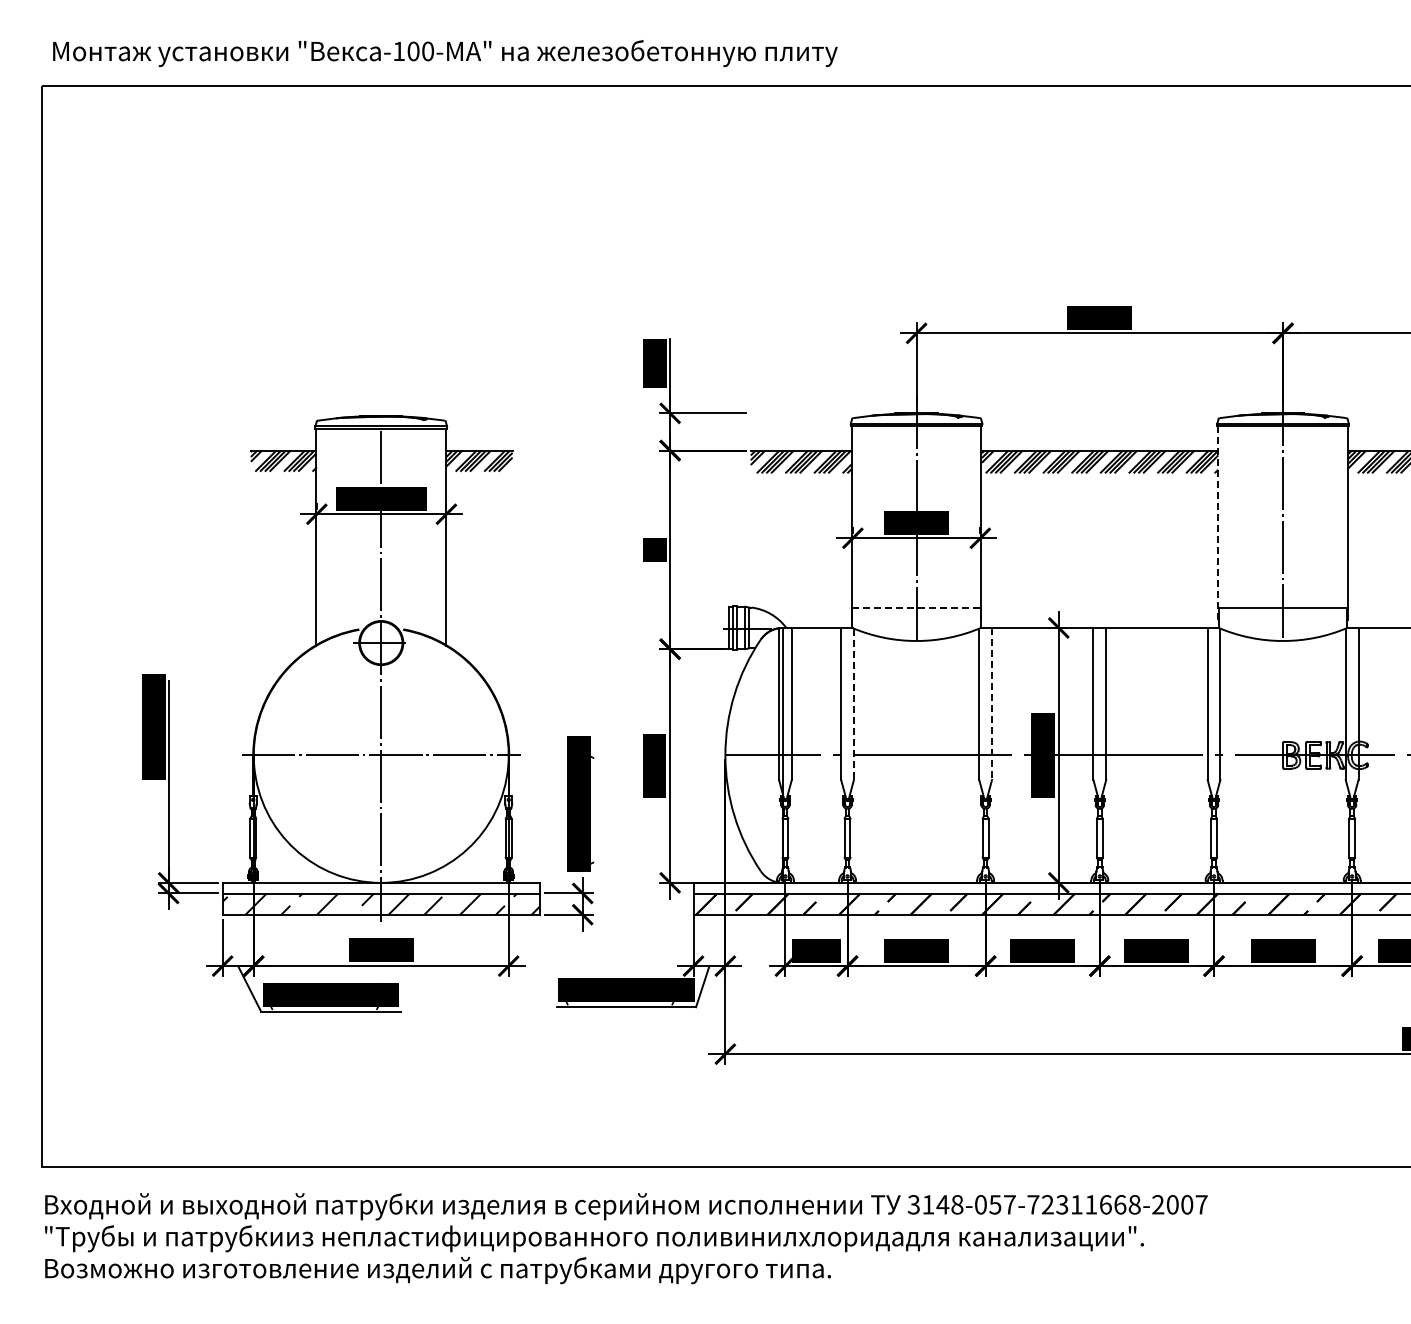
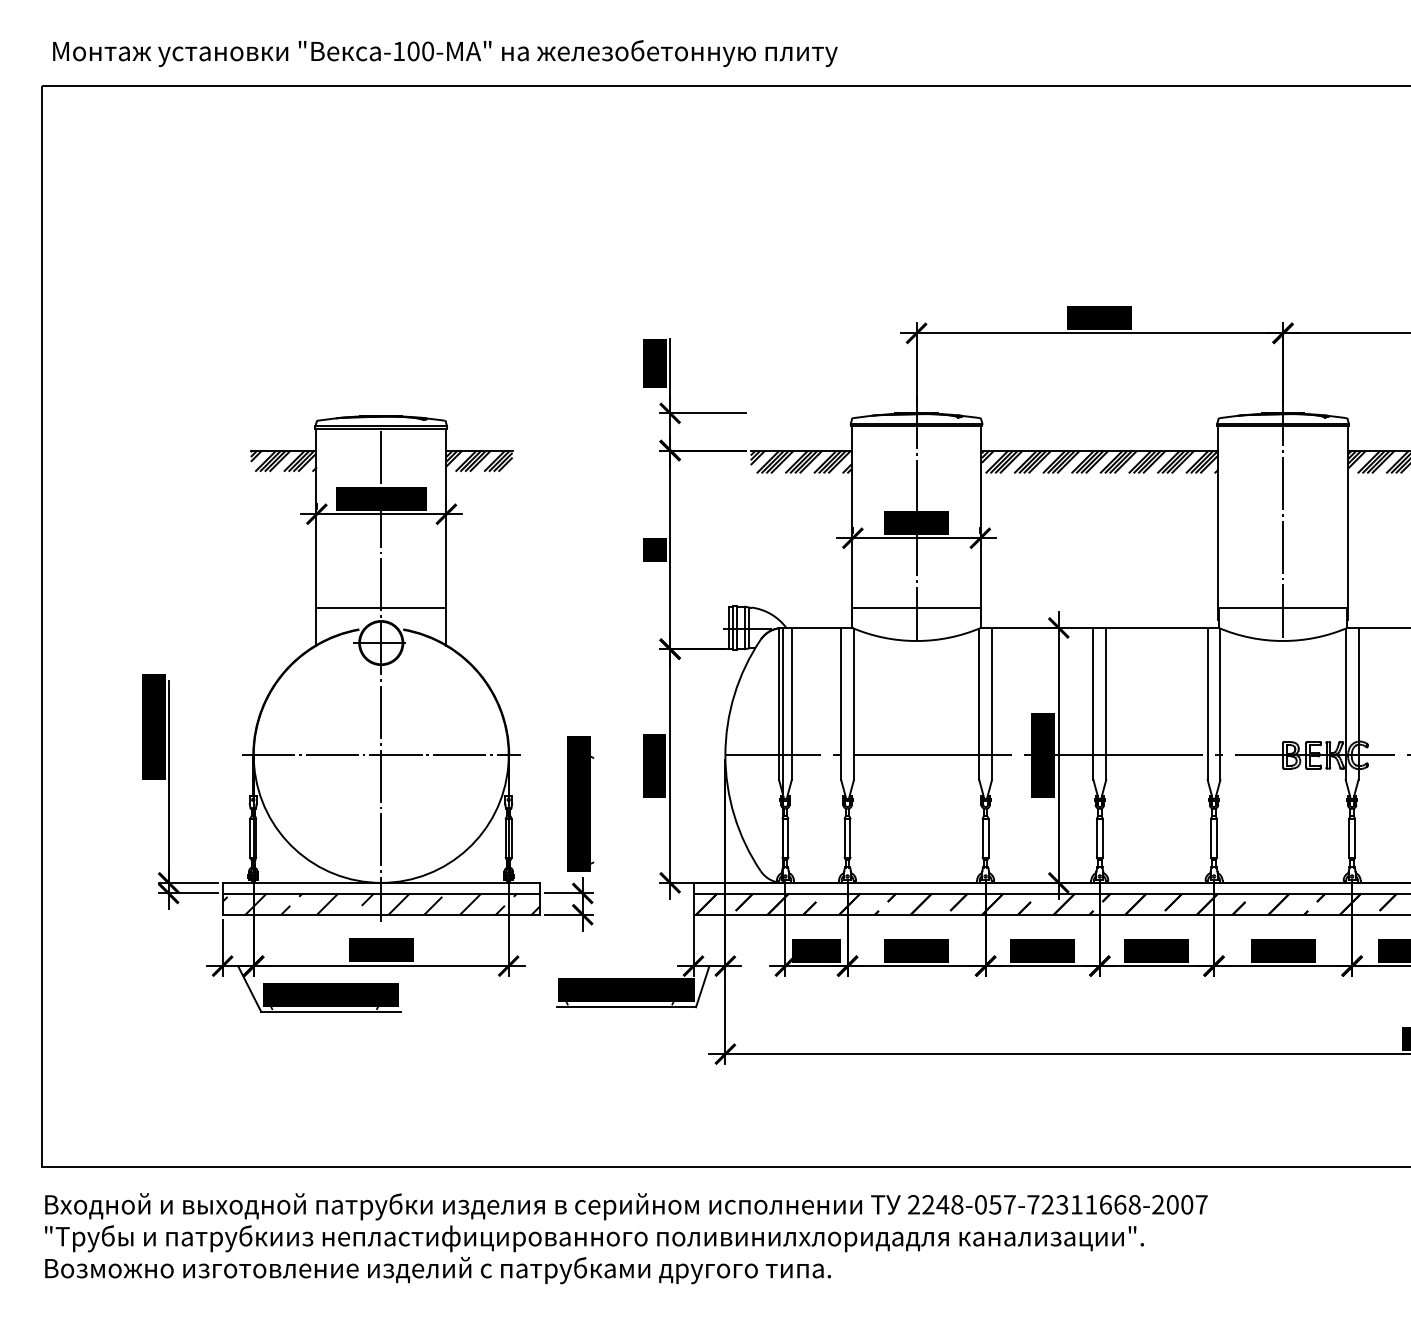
line: dashed -> solid (1218, 522)
line: none -> present (381, 608)
line: dashed -> solid (916, 608)
line: dashed -> solid (853, 704)
line: dashed -> solid (992, 704)
text: 3148-057-72311668-2007 -> 2248-057-72311668-2007 (920, 1204)
